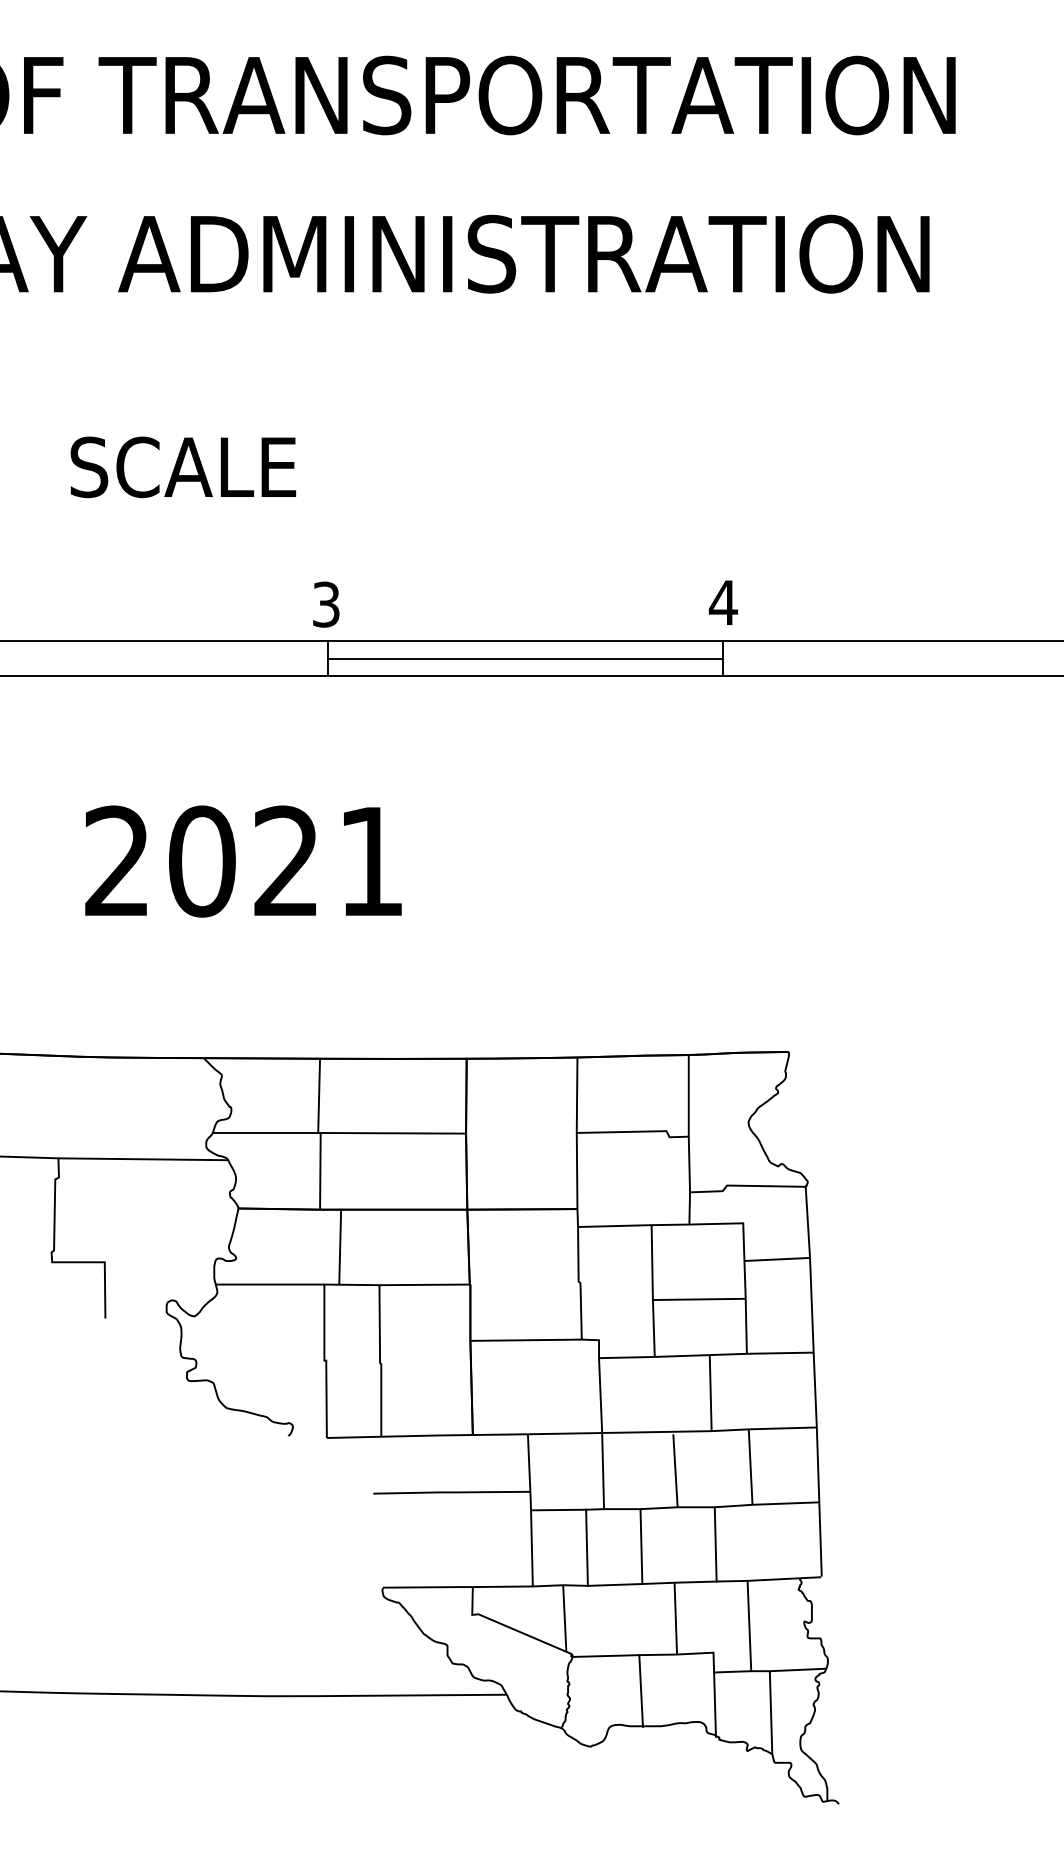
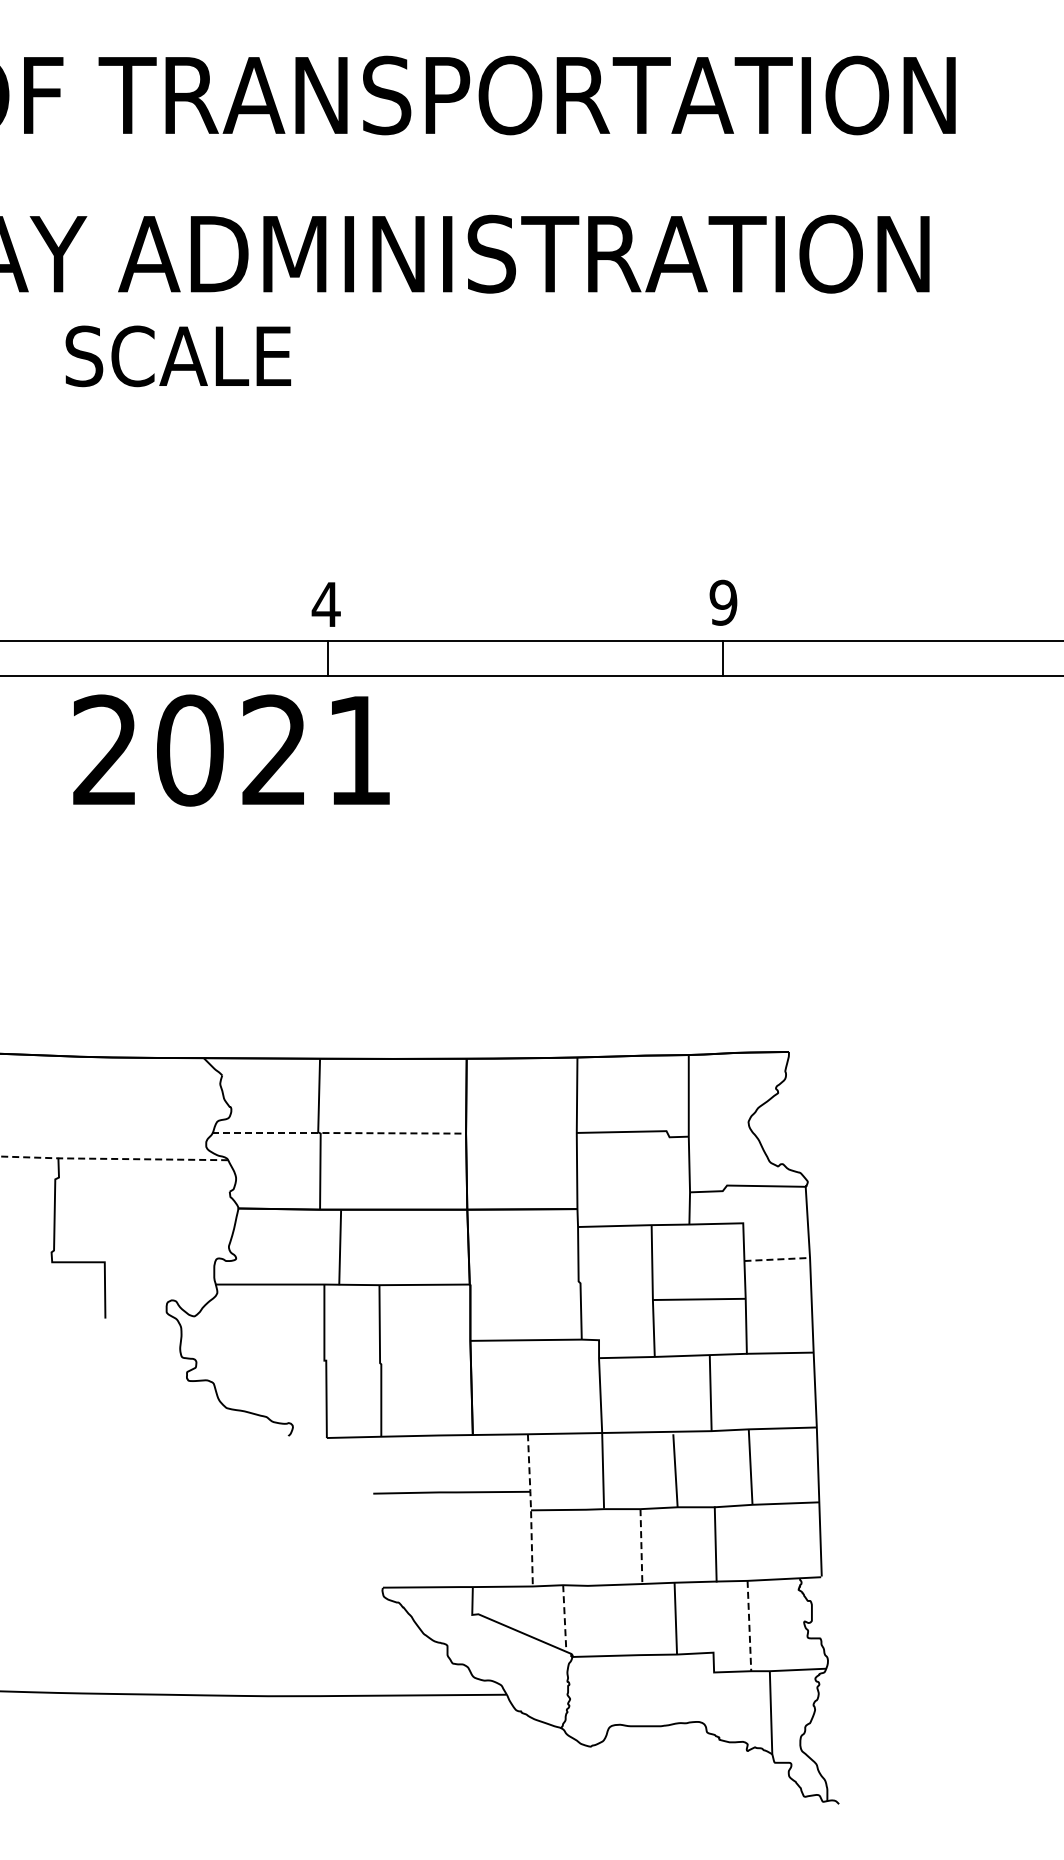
text position: (183, 467) -> (178, 356) (178, 356)
text: 4 -> 9 (722, 602)
text: 3 -> 4 (325, 604)
line: present -> none (524, 659)
text position: (243, 861) -> (231, 750) (231, 750)
line: solid -> dashed (338, 1133)
line: solid -> dashed (113, 1158)
line: solid -> dashed (776, 1259)
line: solid -> dashed (531, 1510)
line: present -> none (586, 1547)
line: solid -> dashed (641, 1547)
line: solid -> dashed (564, 1618)
line: solid -> dashed (749, 1626)
line: present -> none (640, 1690)
line: present -> none (714, 1704)
